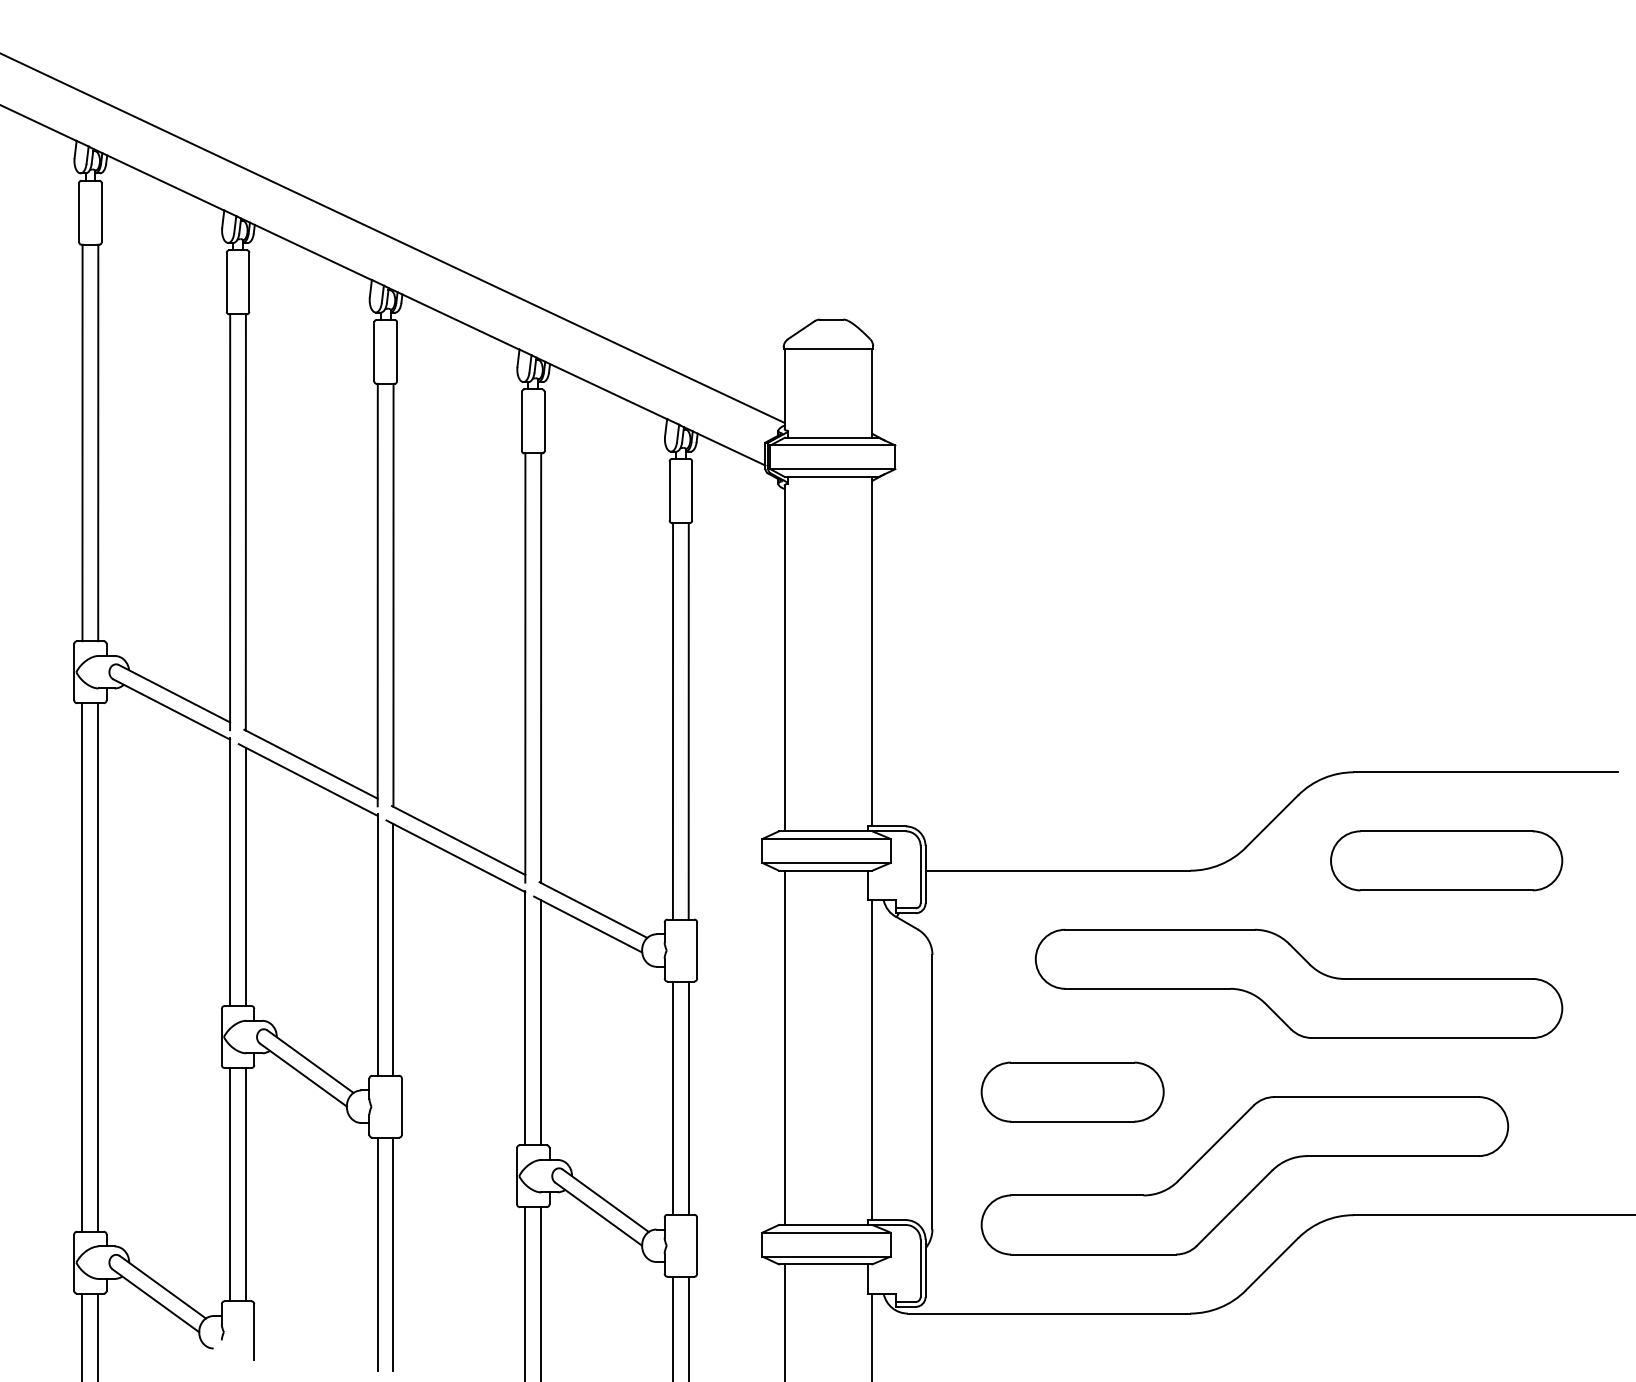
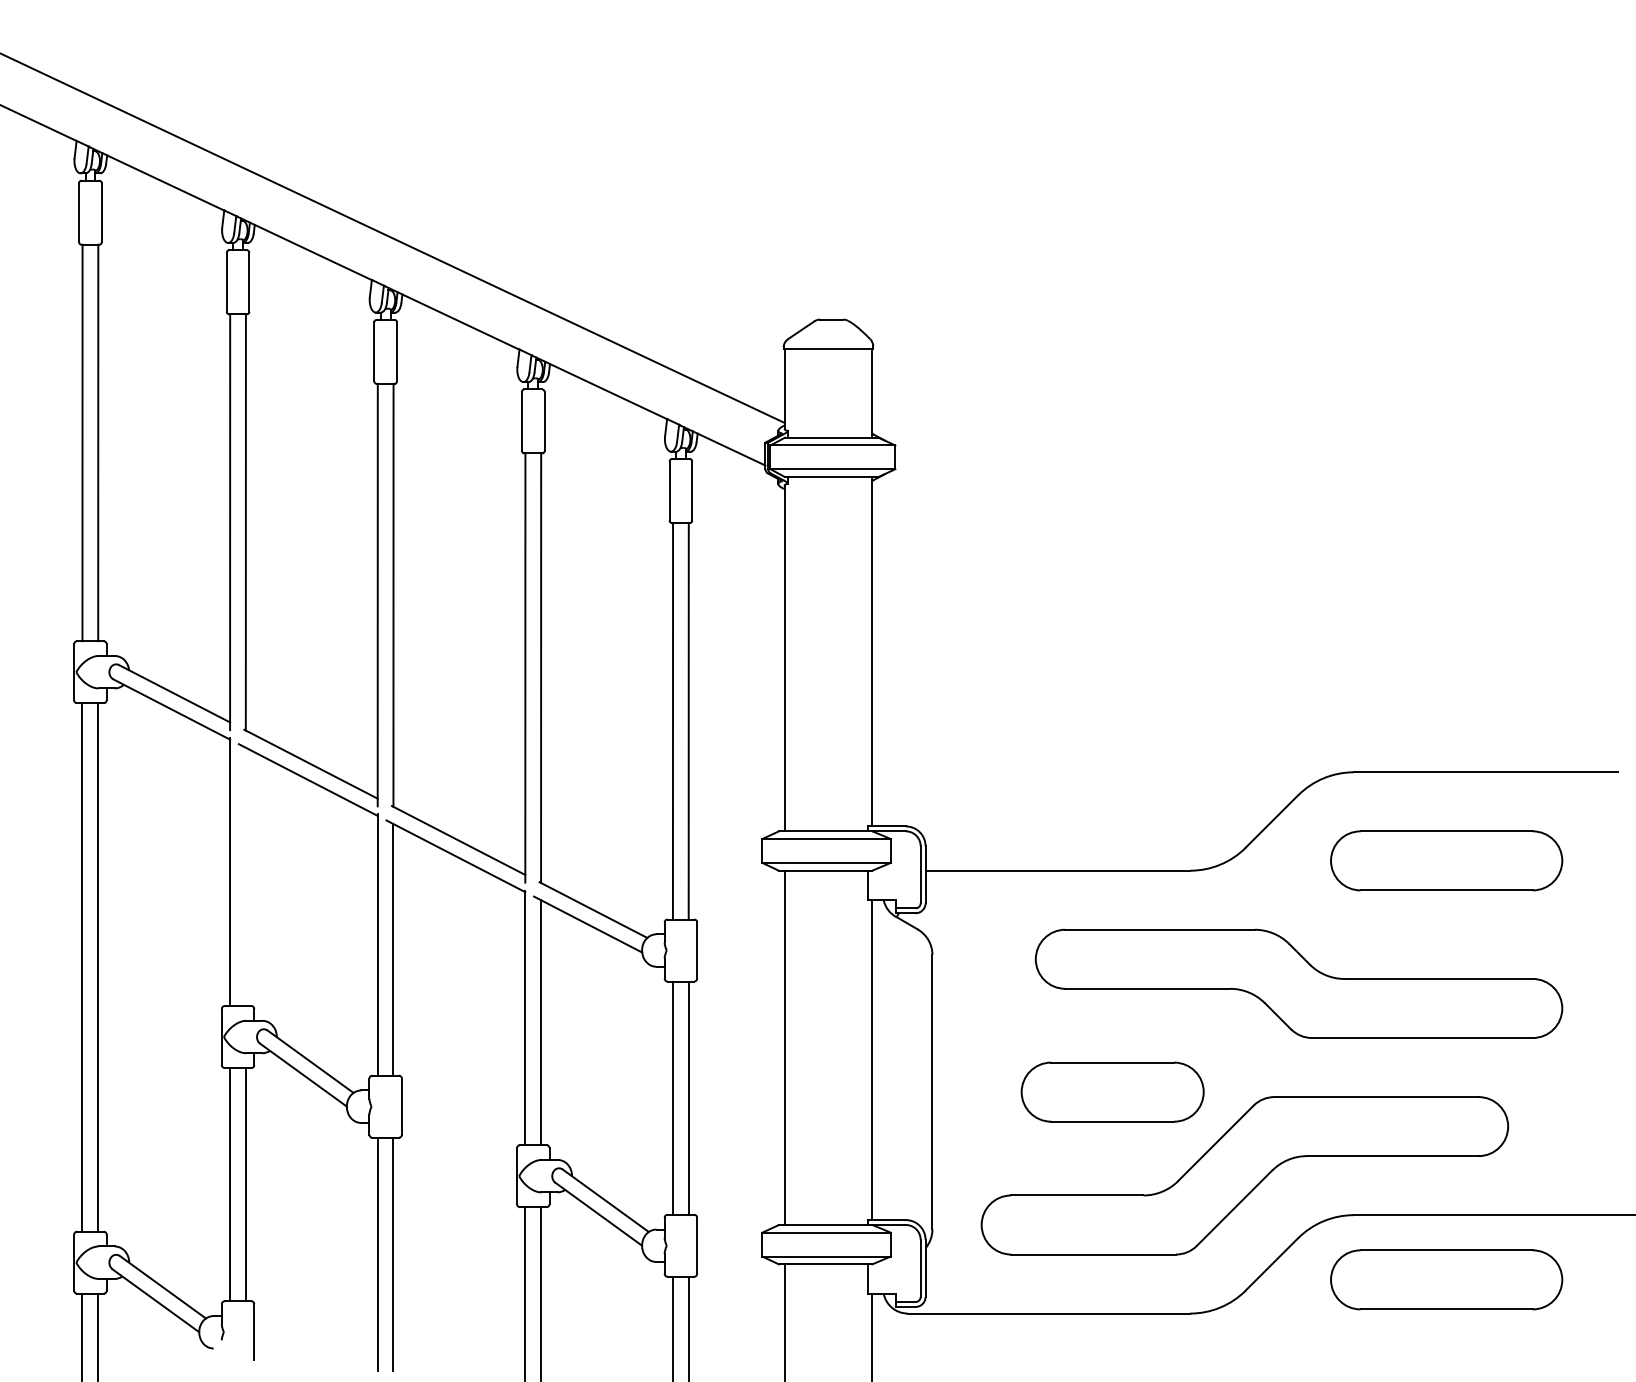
line: present -> none (245, 876)
part position: (1072, 1091) -> (1112, 1091) (1112, 1091)
part: none -> present (1446, 1279)
